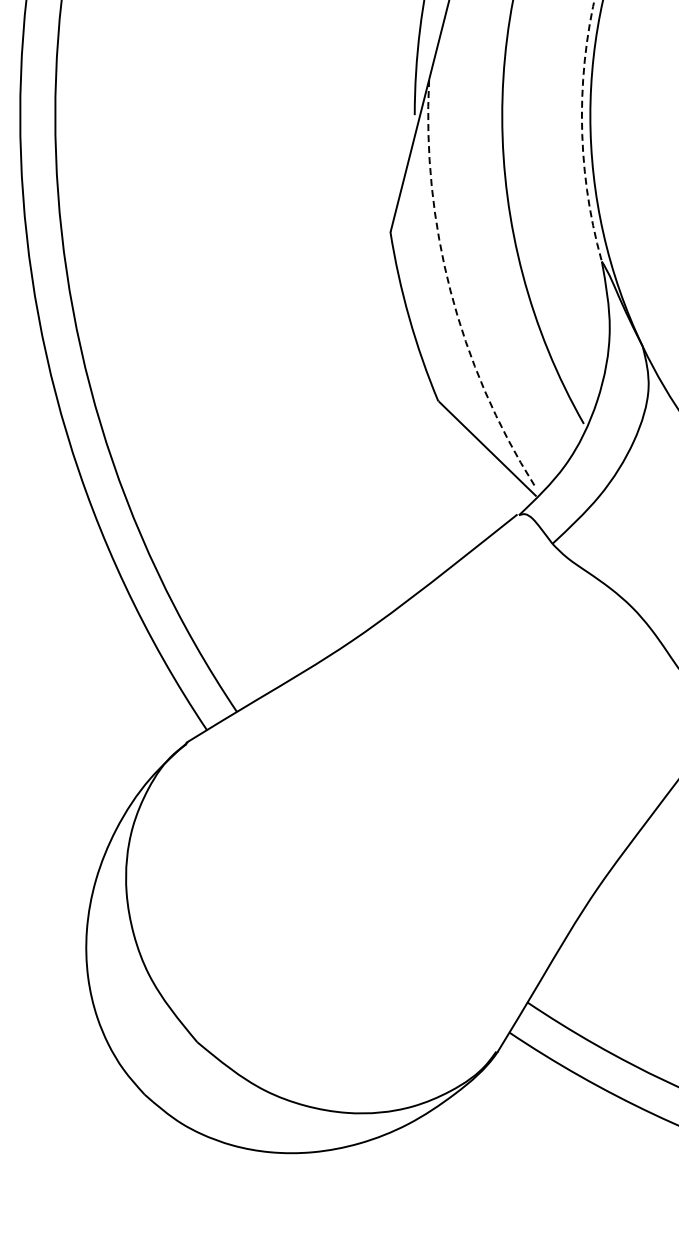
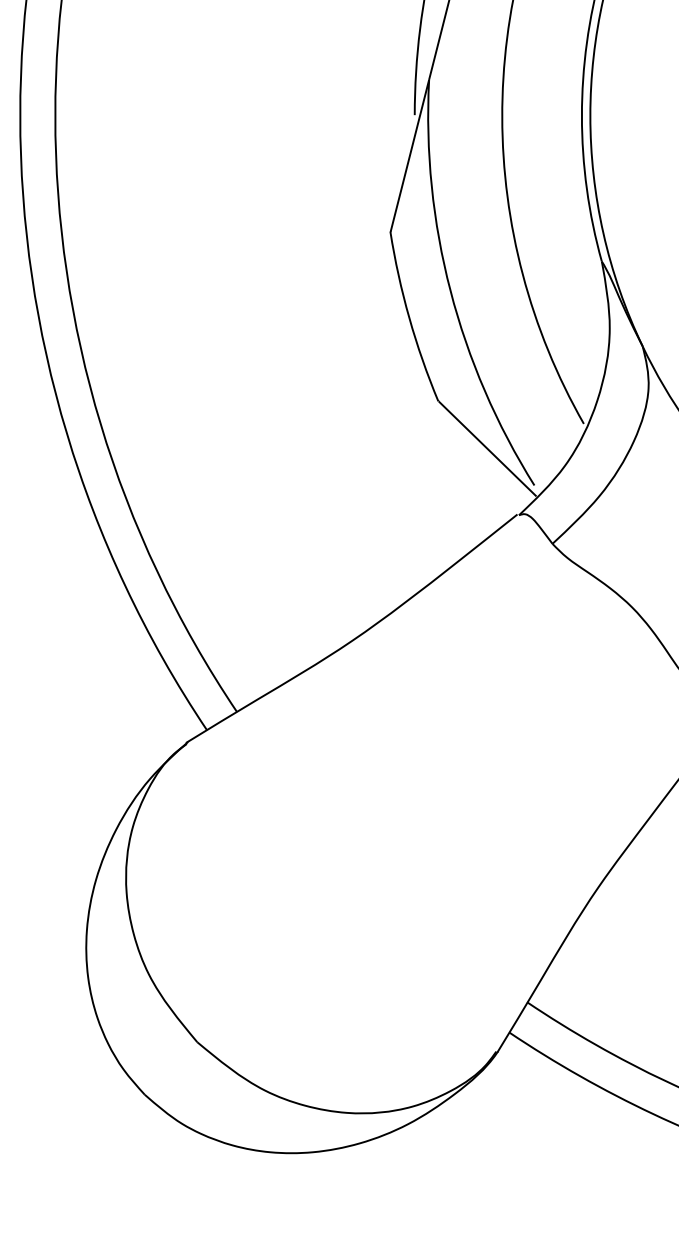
arc: dashed -> solid (582, 131)
arc: dashed -> solid (450, 290)
